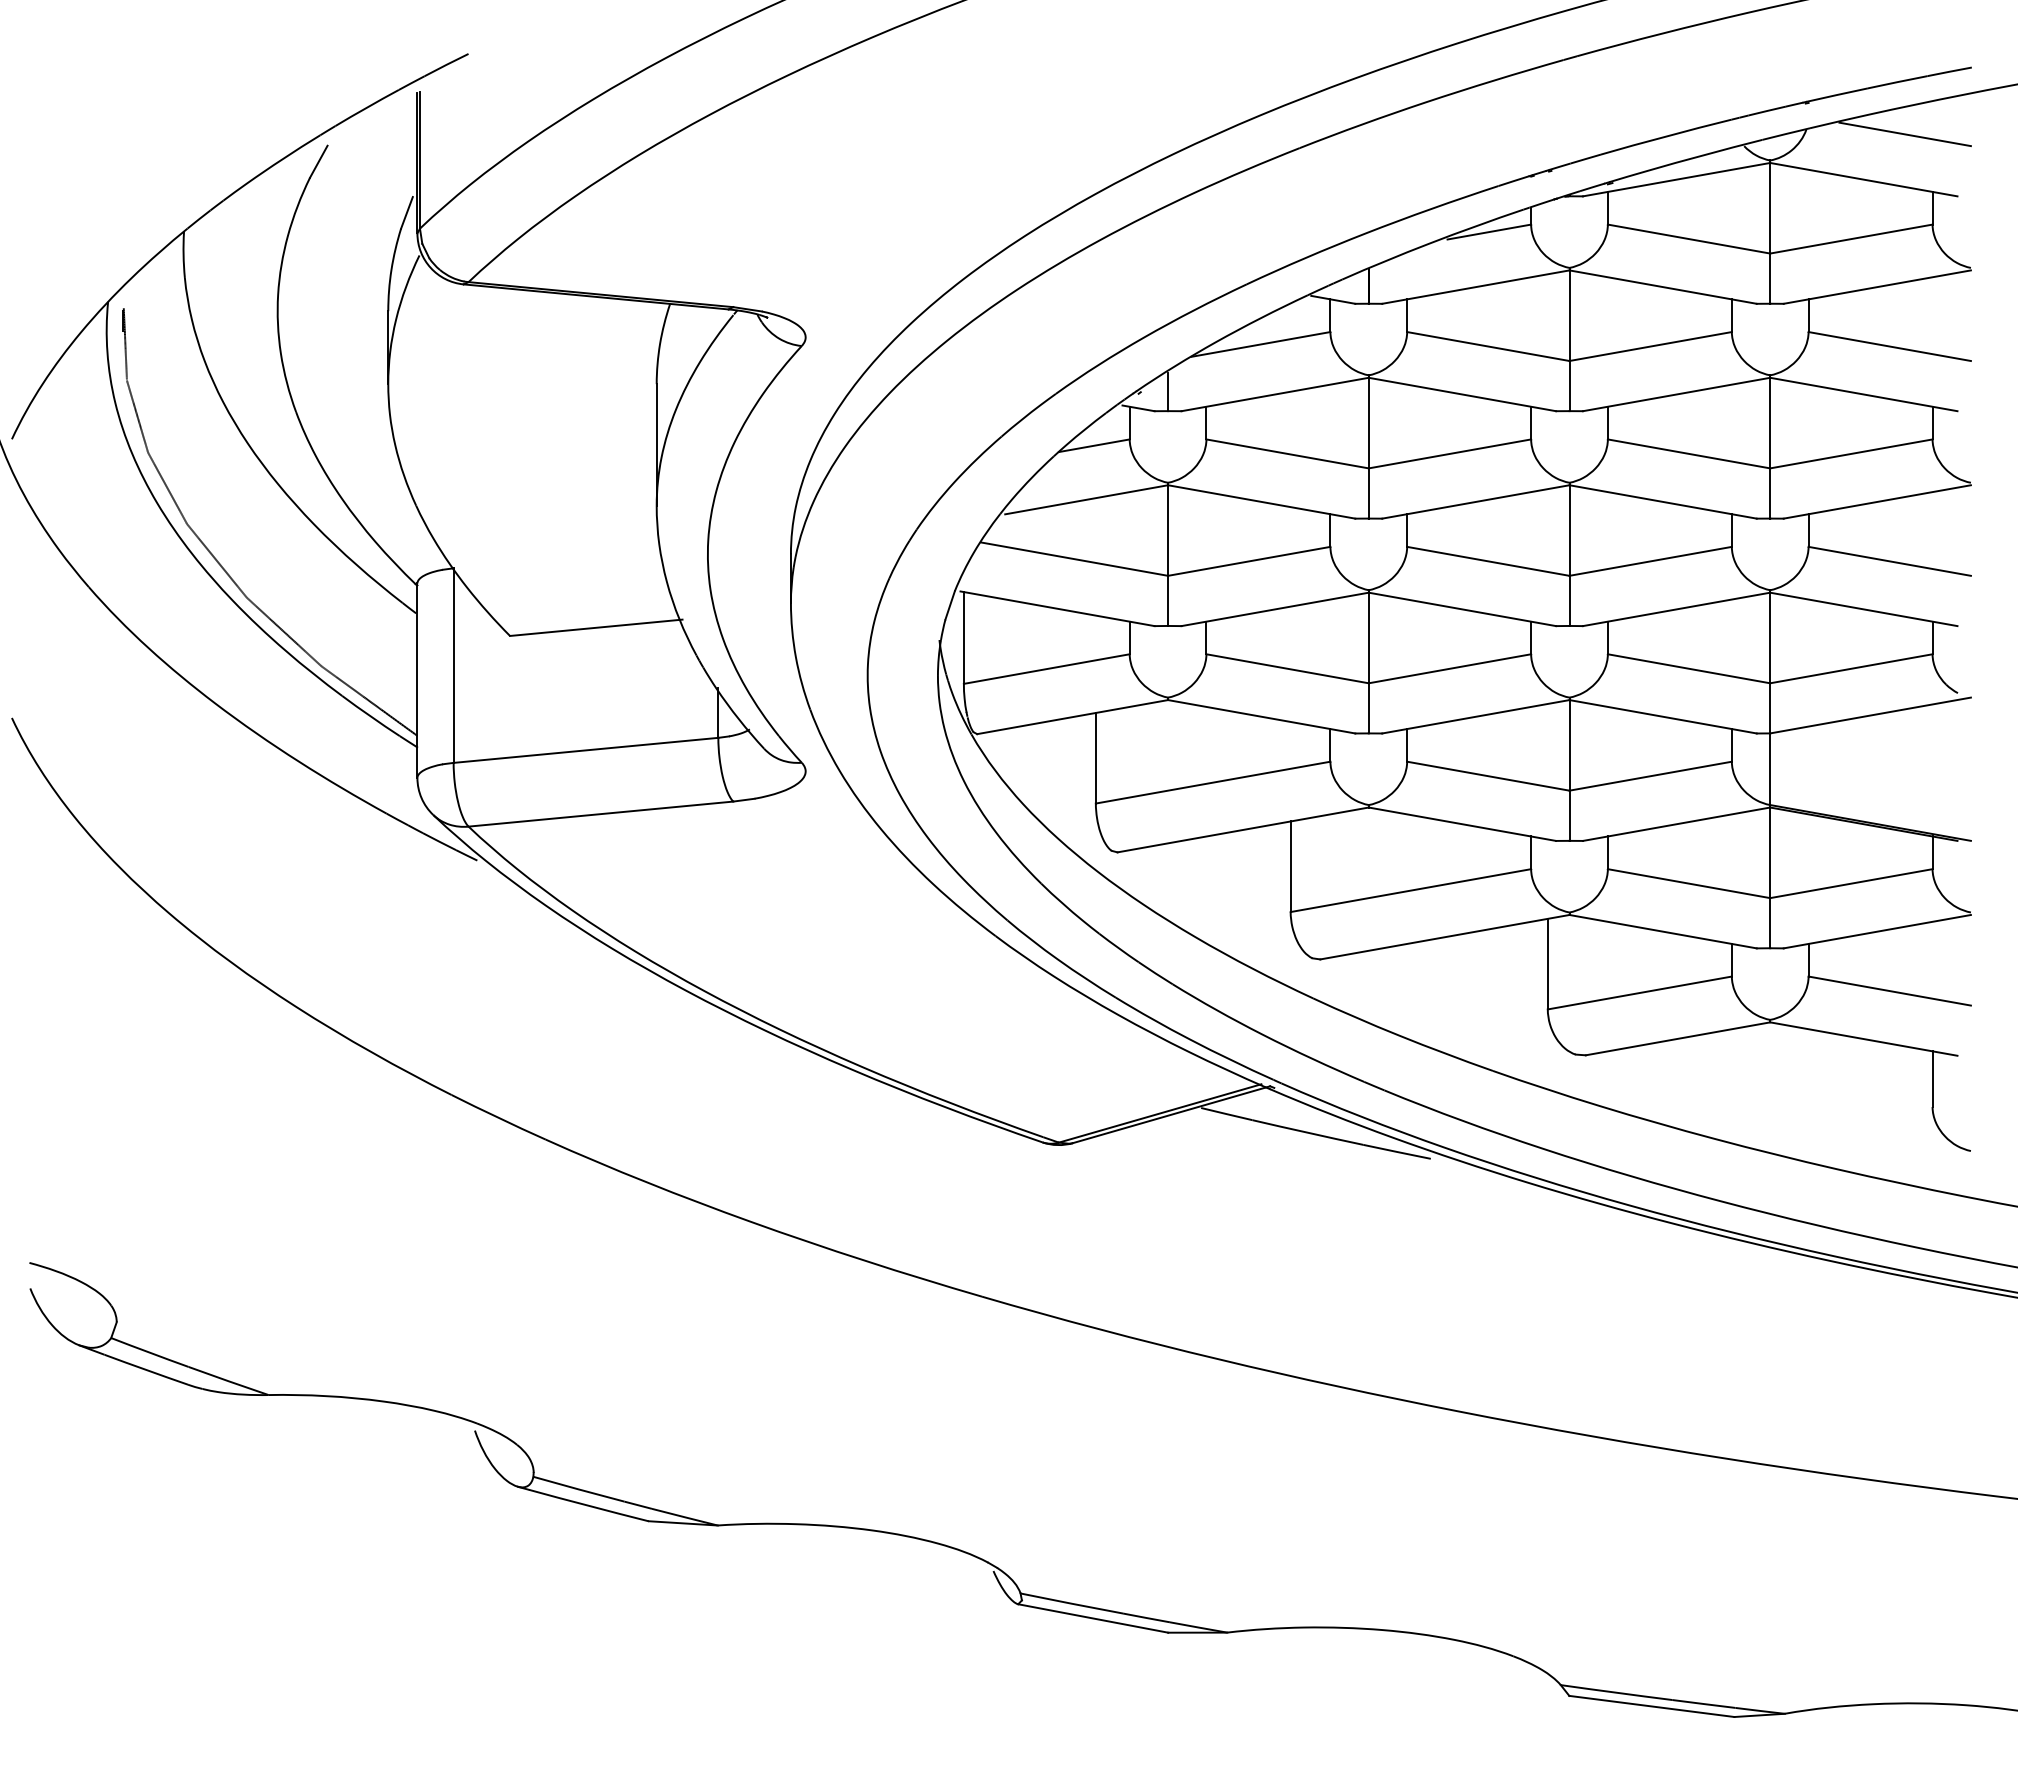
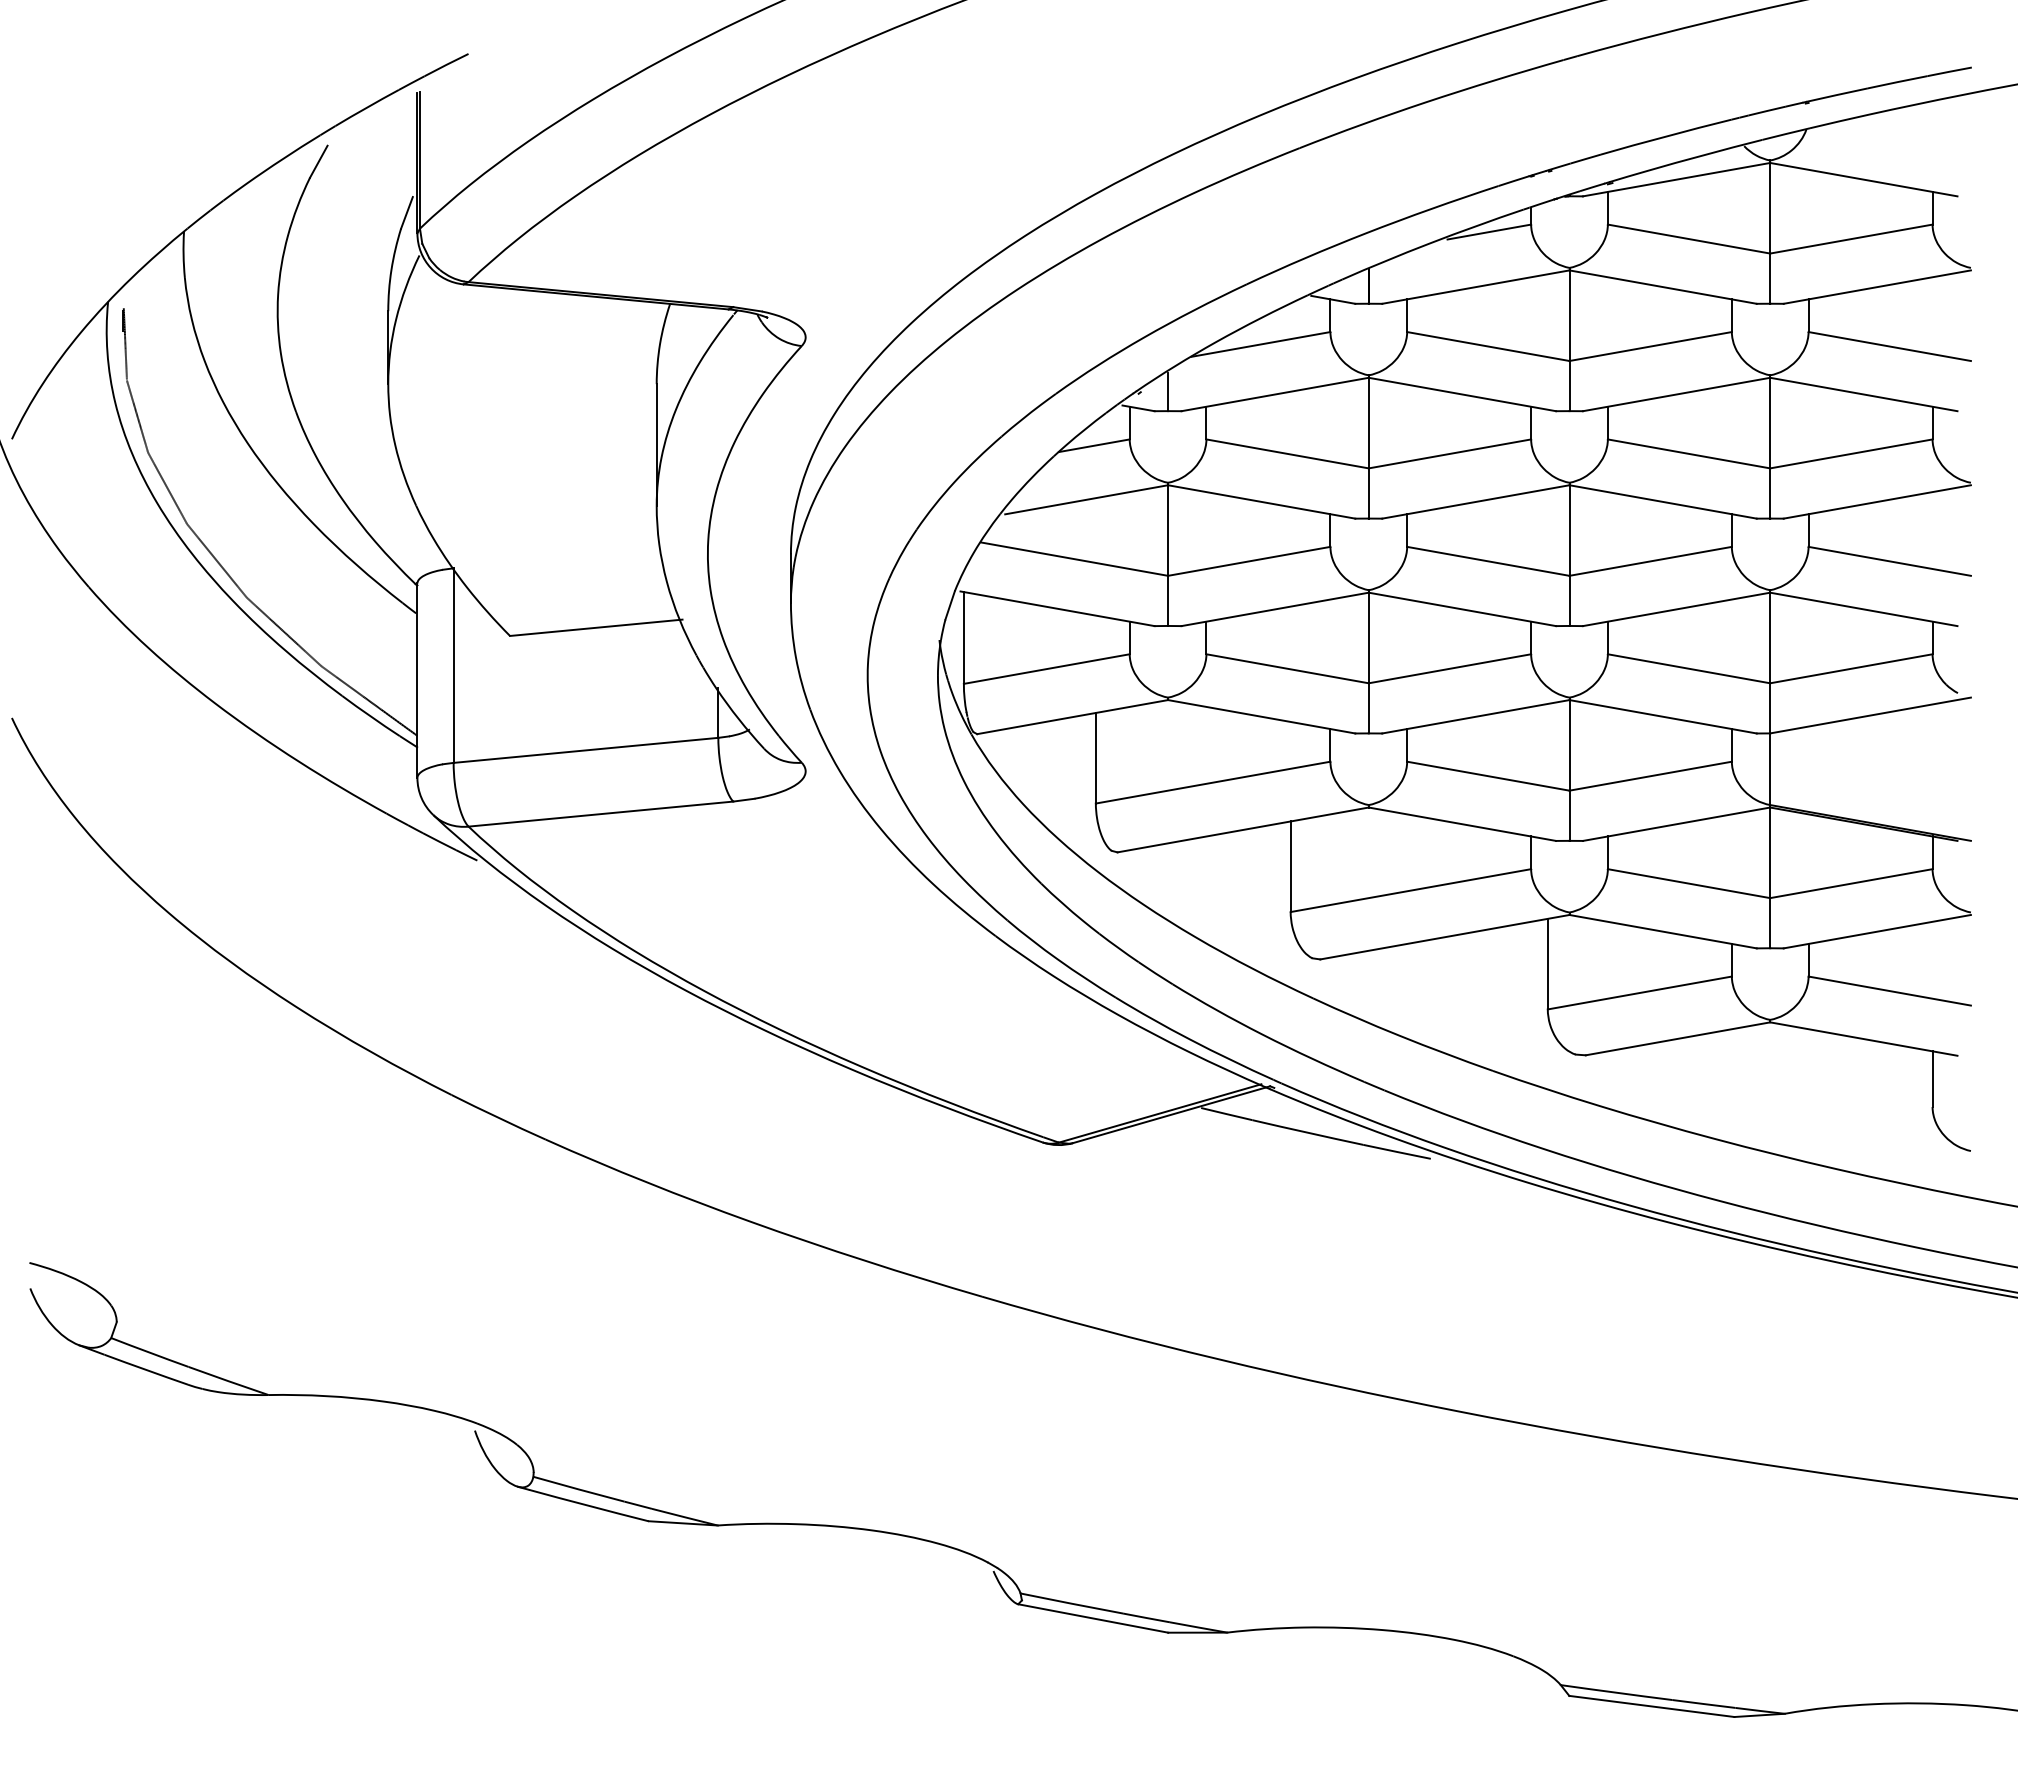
line: present -> none (1904, 134)
